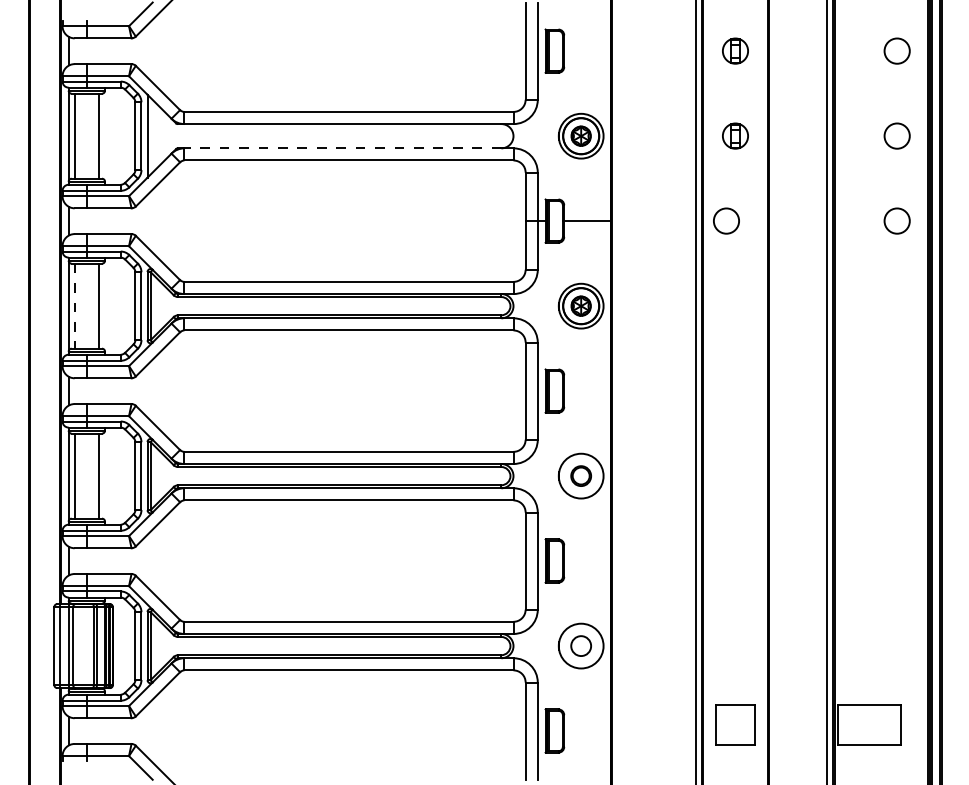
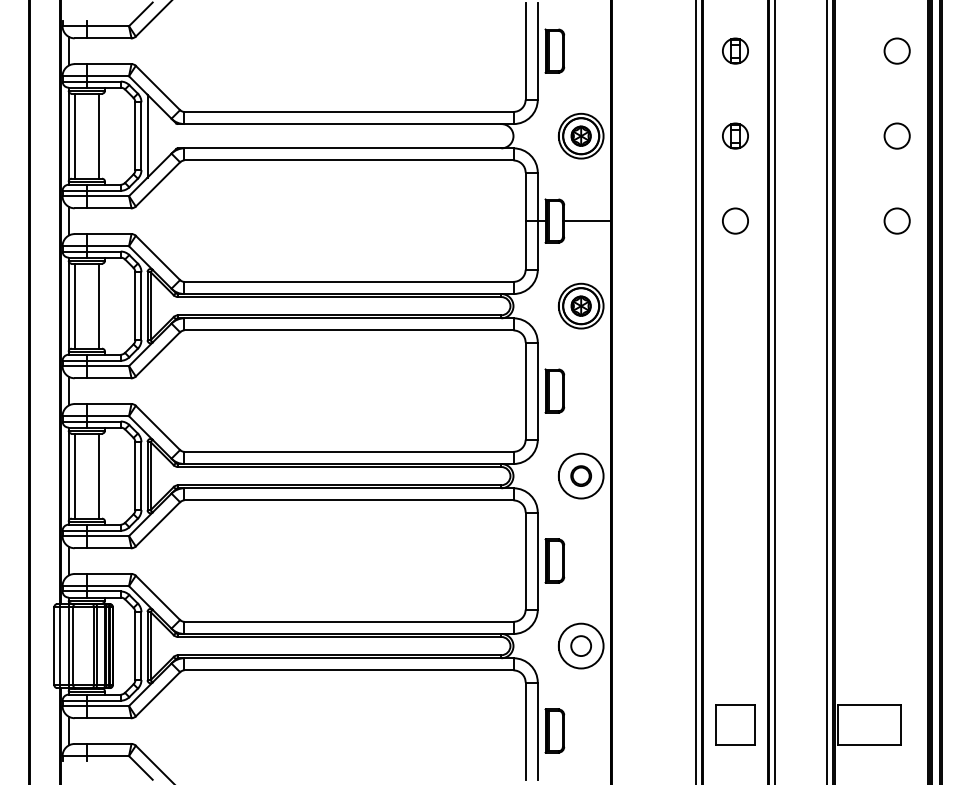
line: dashed -> solid (342, 148)
circle position: (726, 220) -> (735, 220) (735, 220)
line: dashed -> solid (75, 306)
line: none -> present (775, 391)
